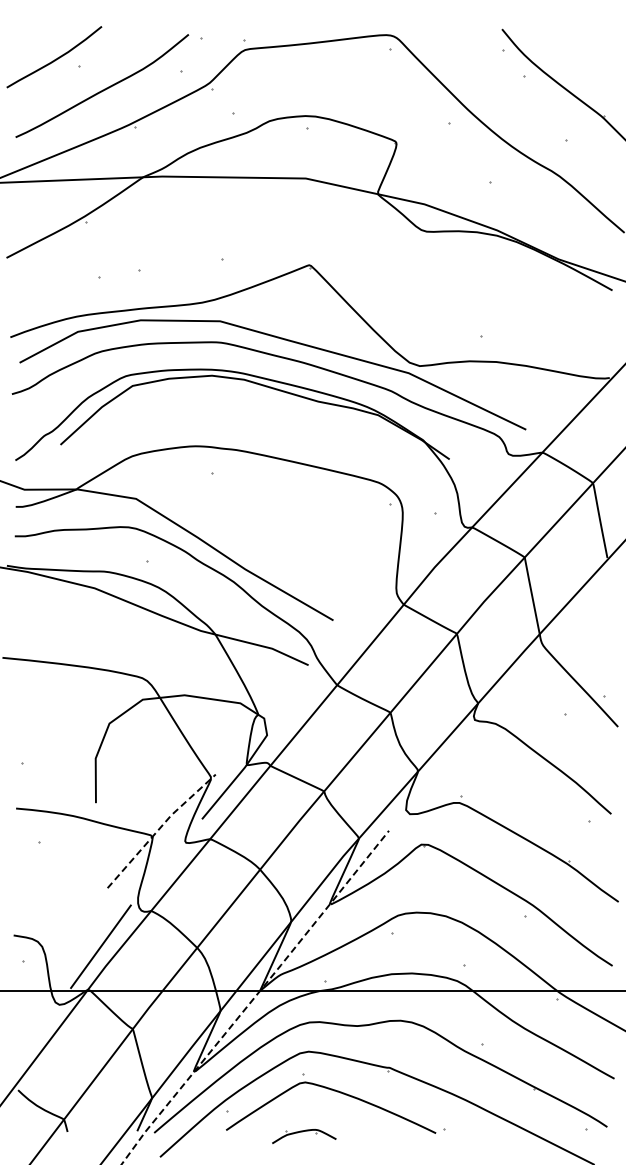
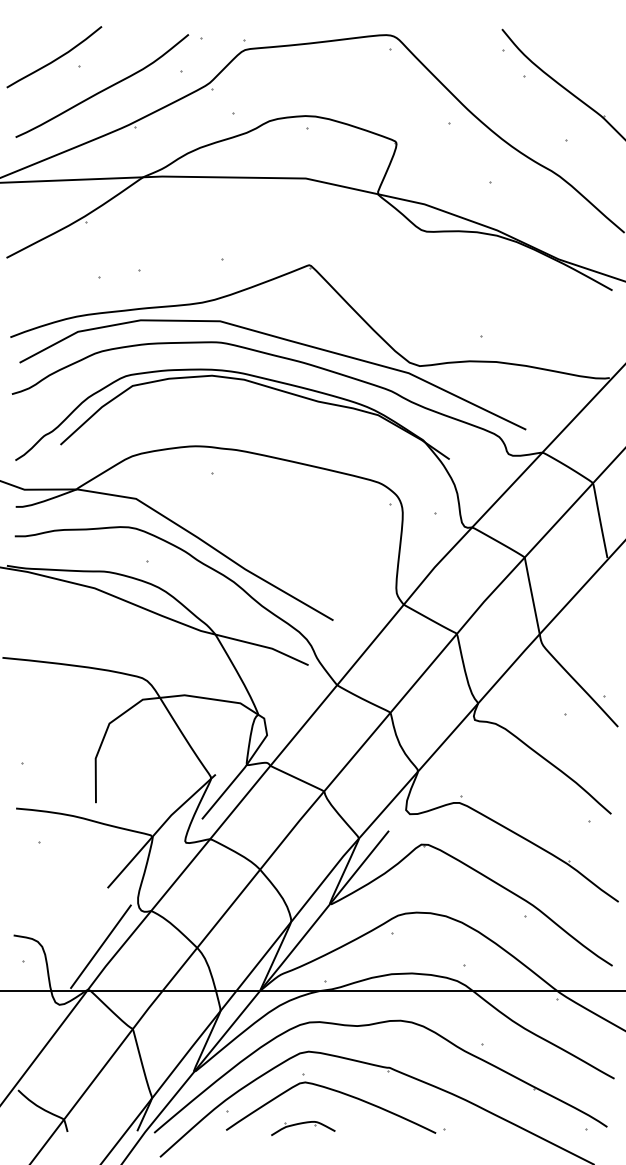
line: dashed -> solid (160, 828)
line: dashed -> solid (255, 996)
part position: (304, 1136) -> (303, 1128) (303, 1128)
